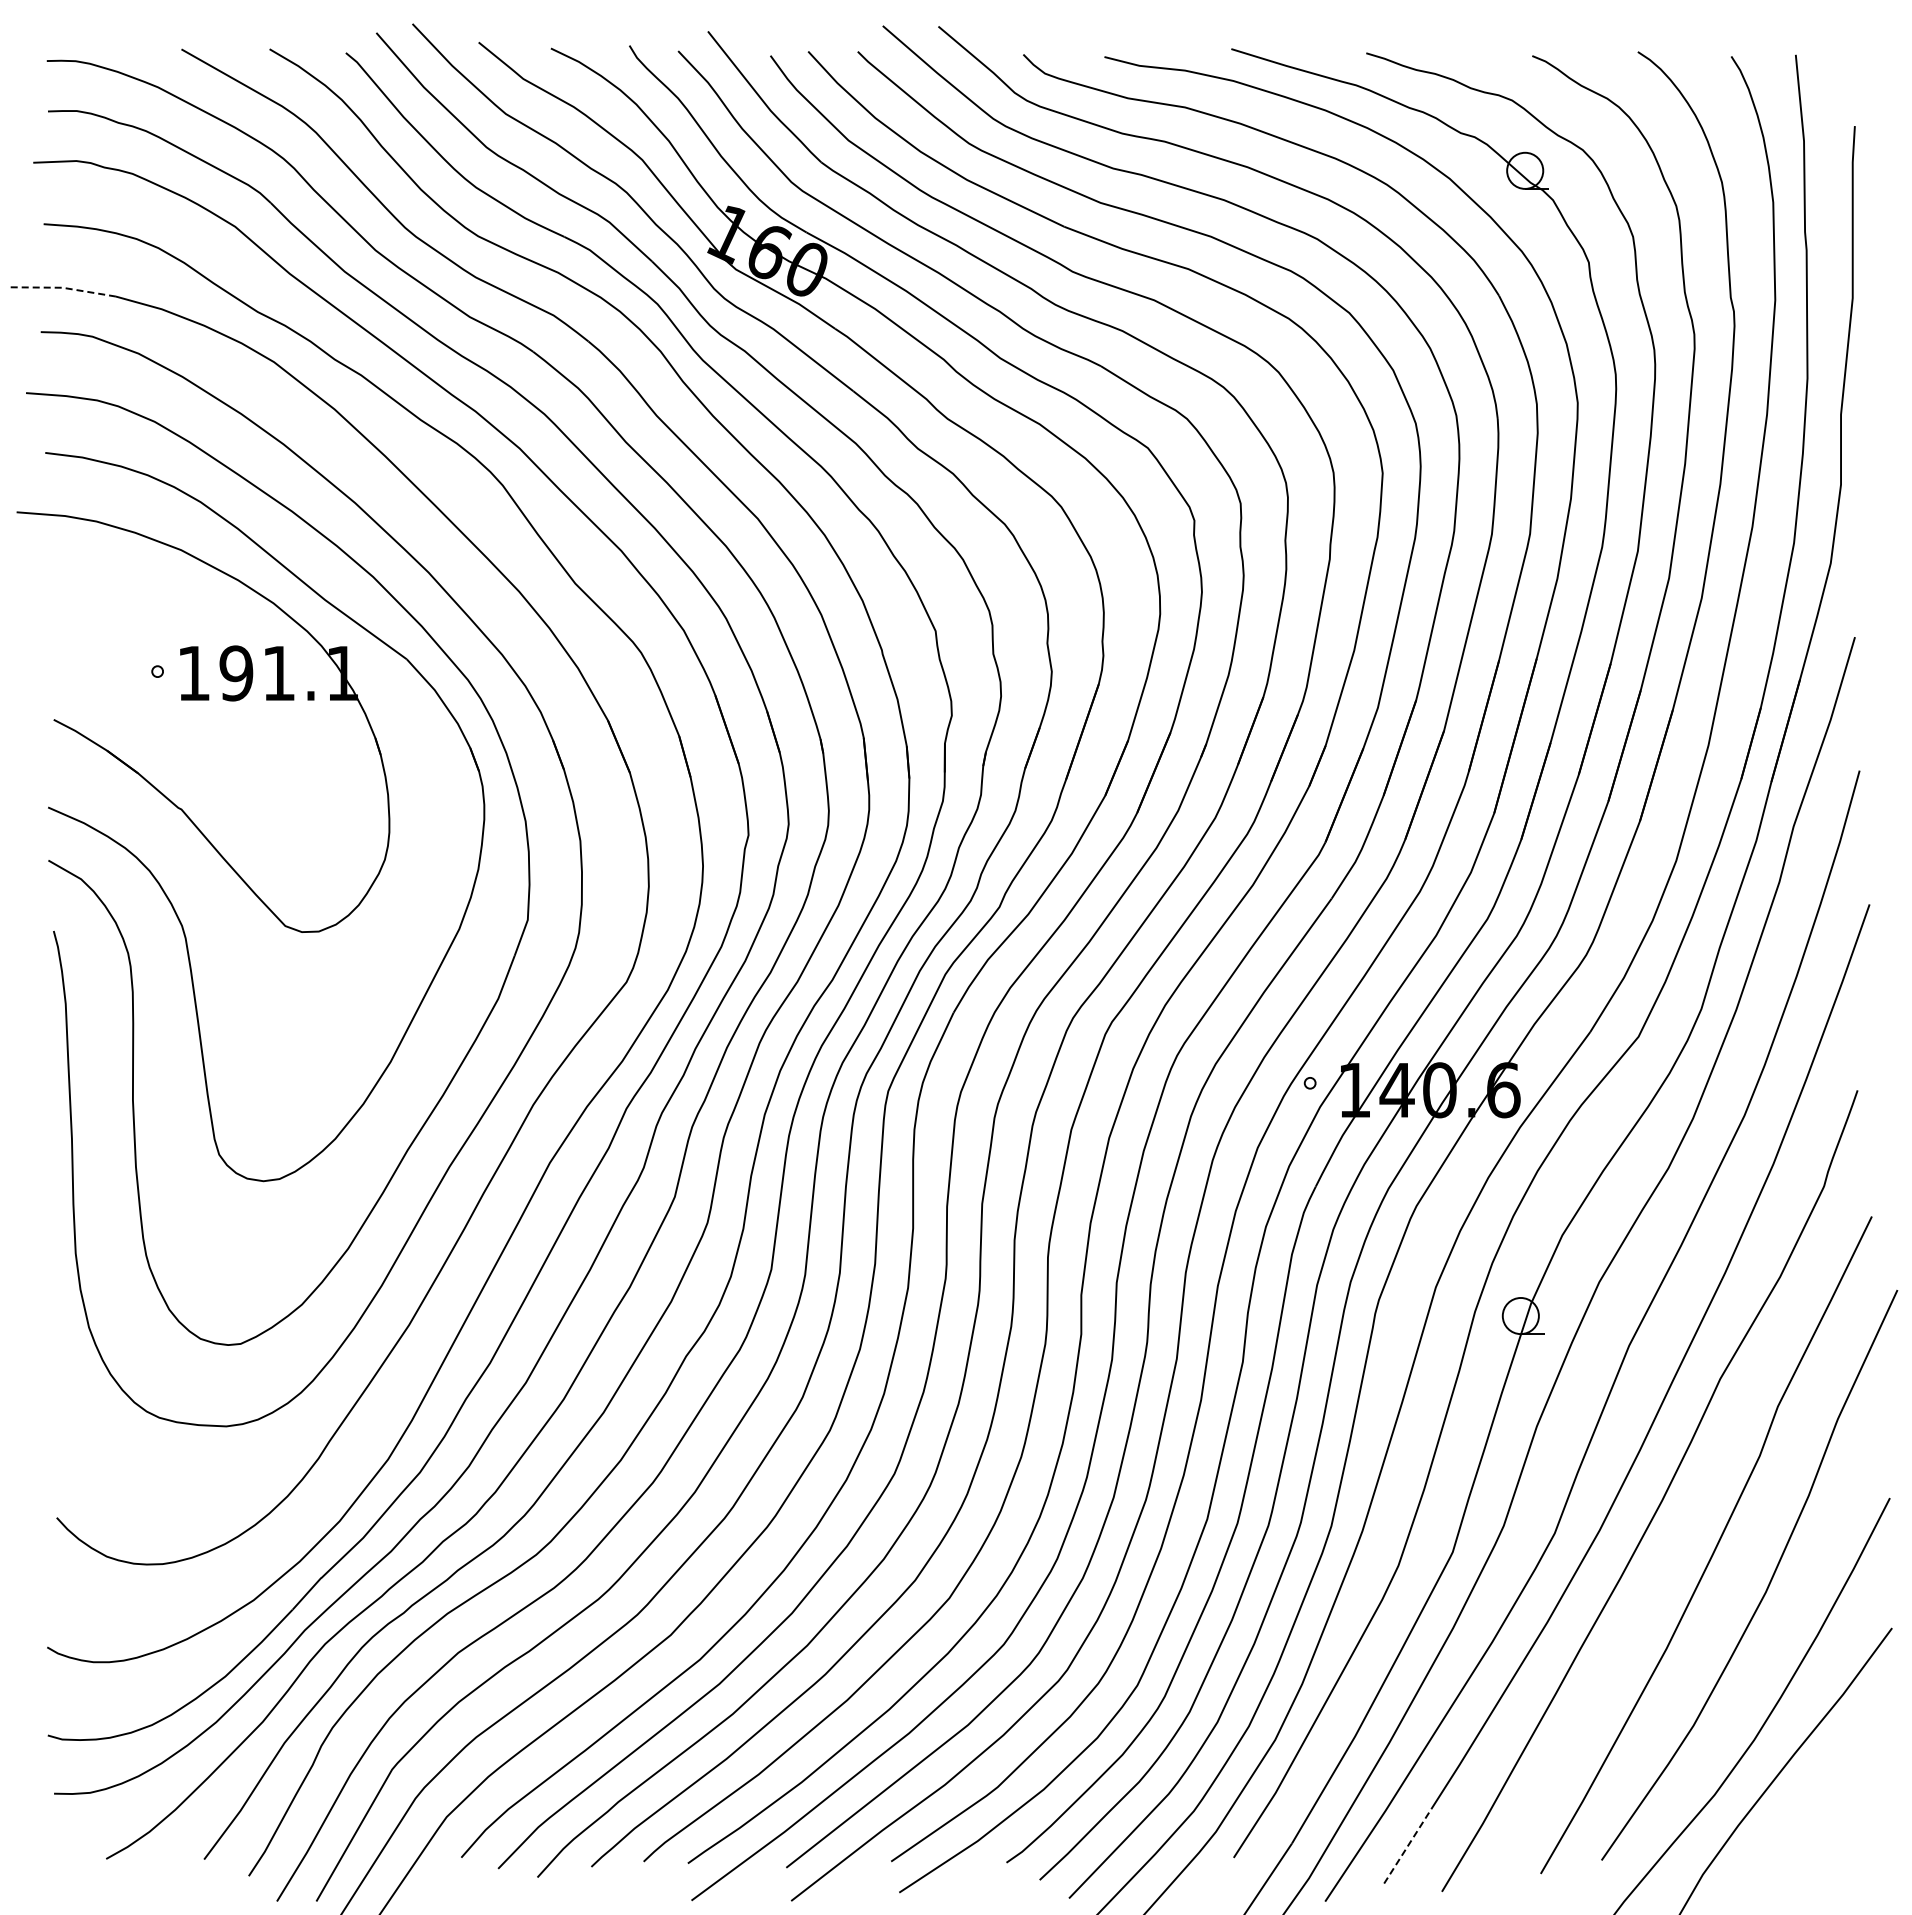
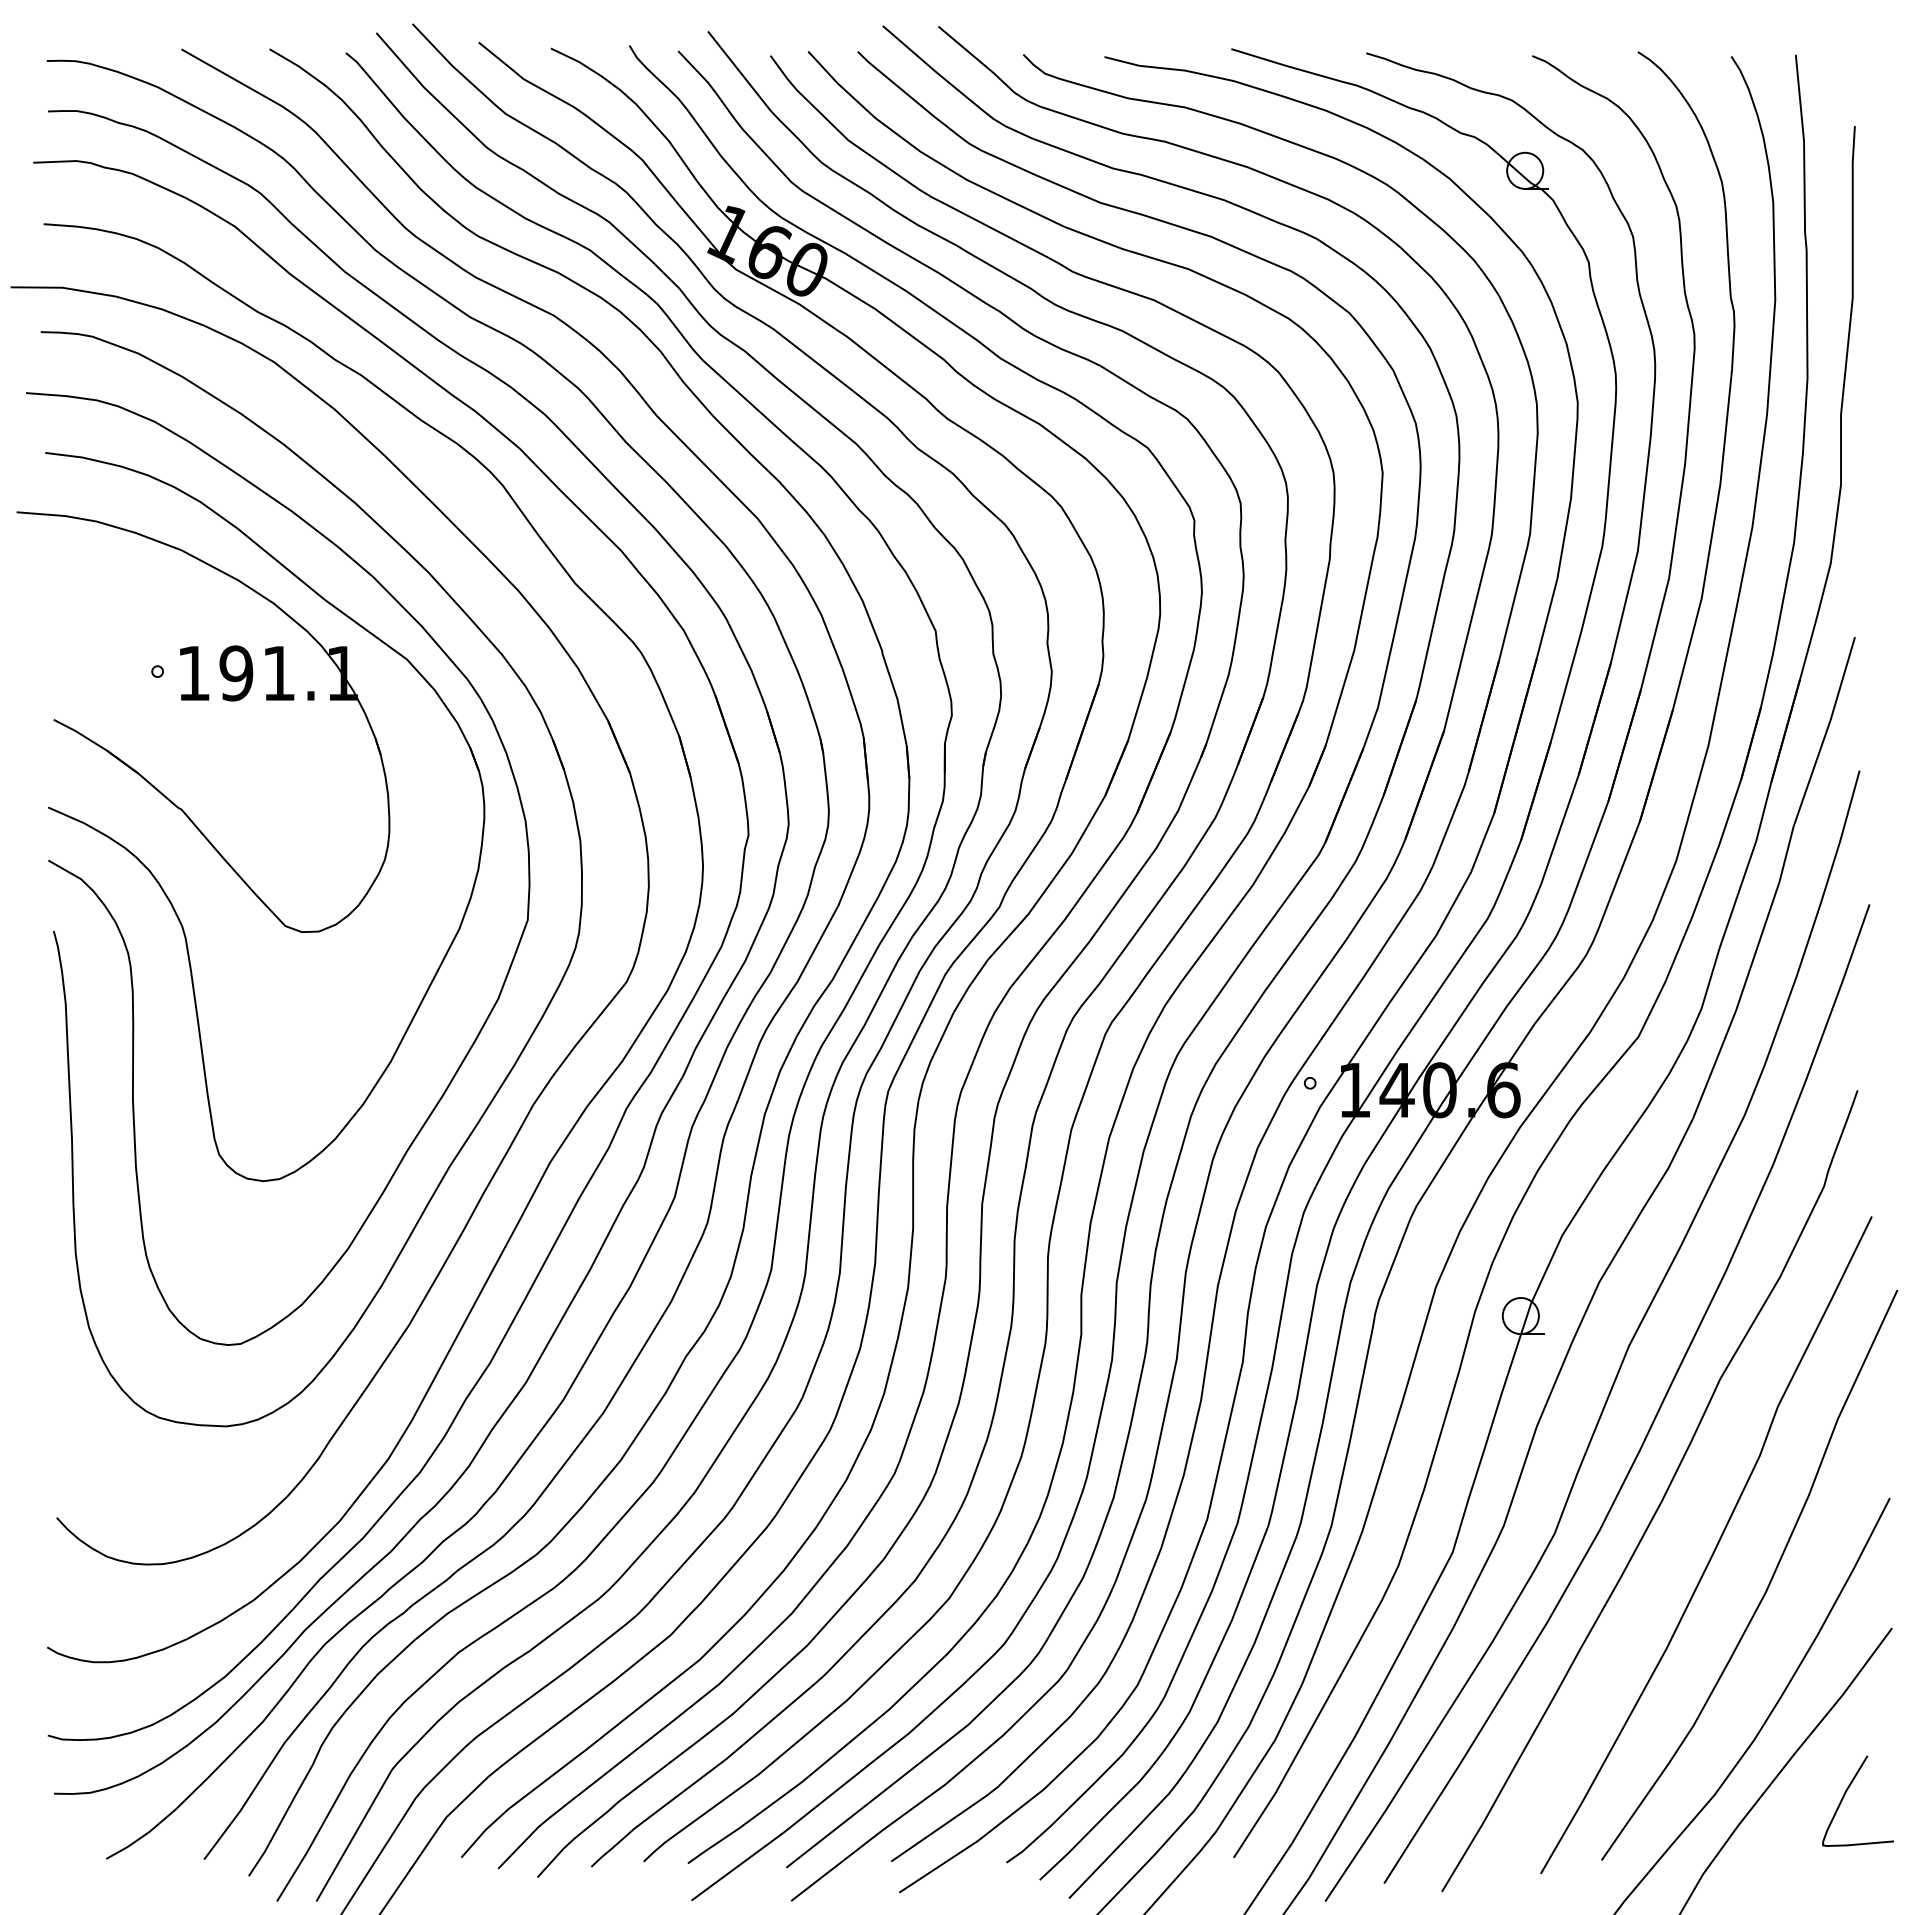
line: dashed -> solid (63, 287)
curve: none -> present (1845, 1795)
line: dashed -> solid (1408, 1845)
